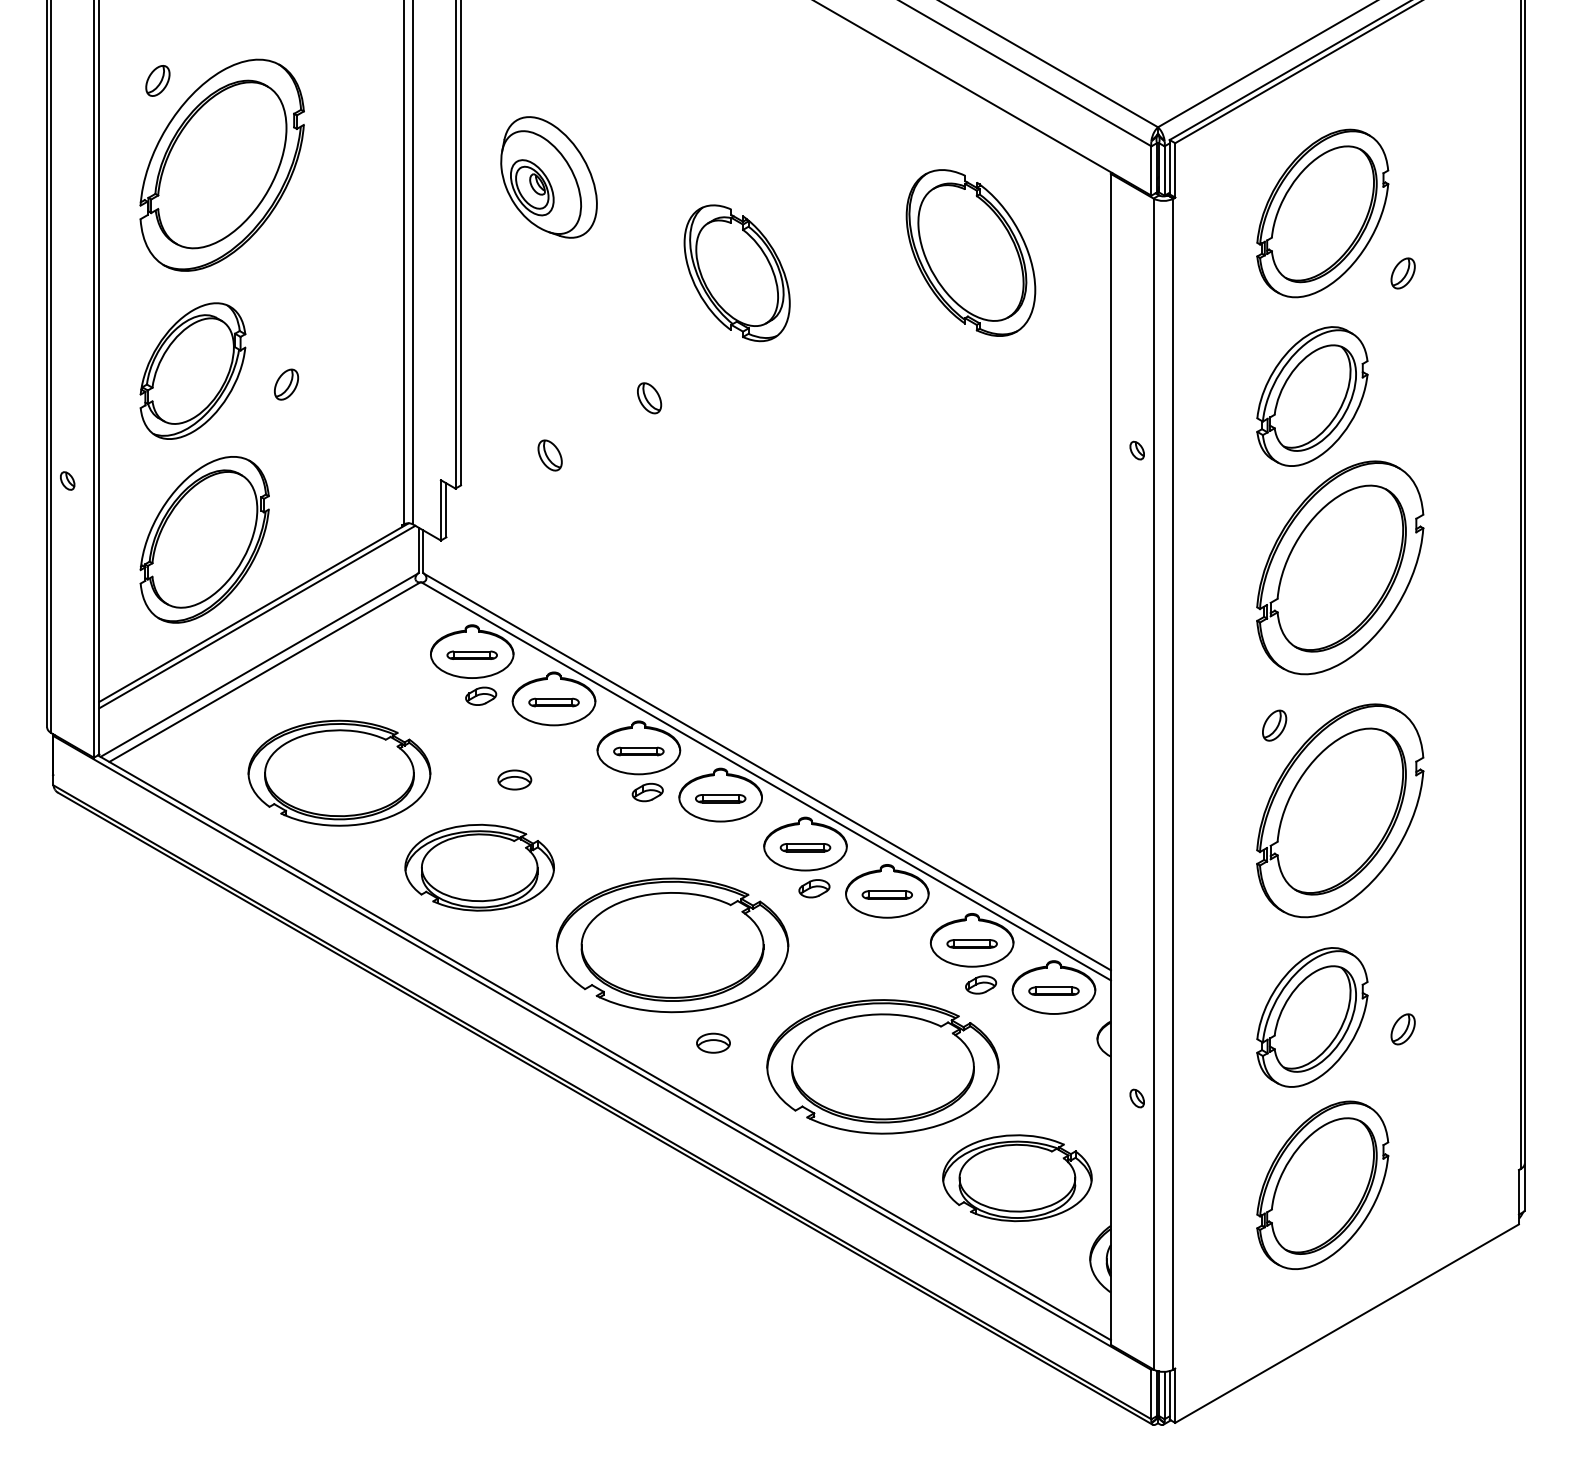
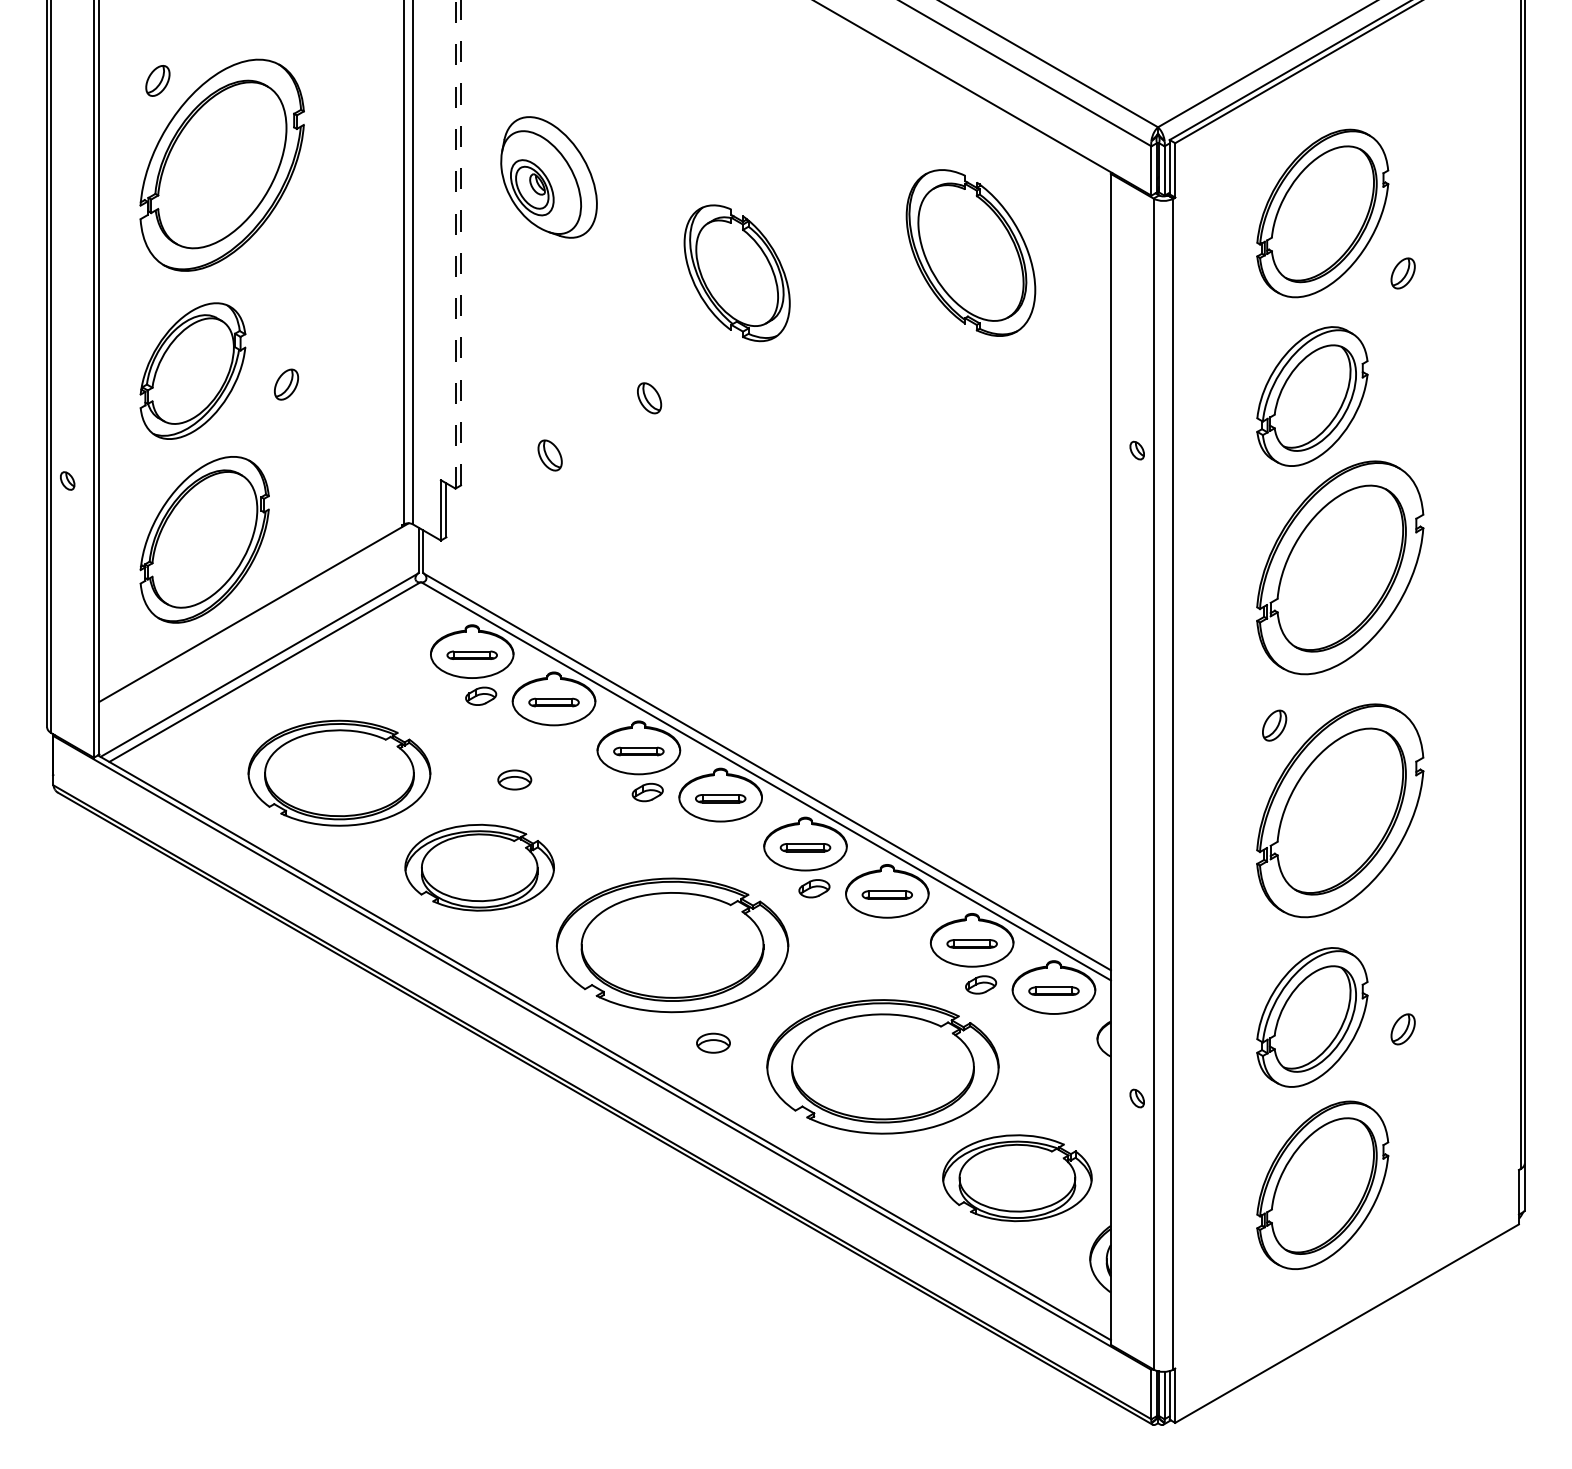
line: solid -> dashed (461, 242)
line: solid -> dashed (455, 244)
line: present -> none (257, 616)
